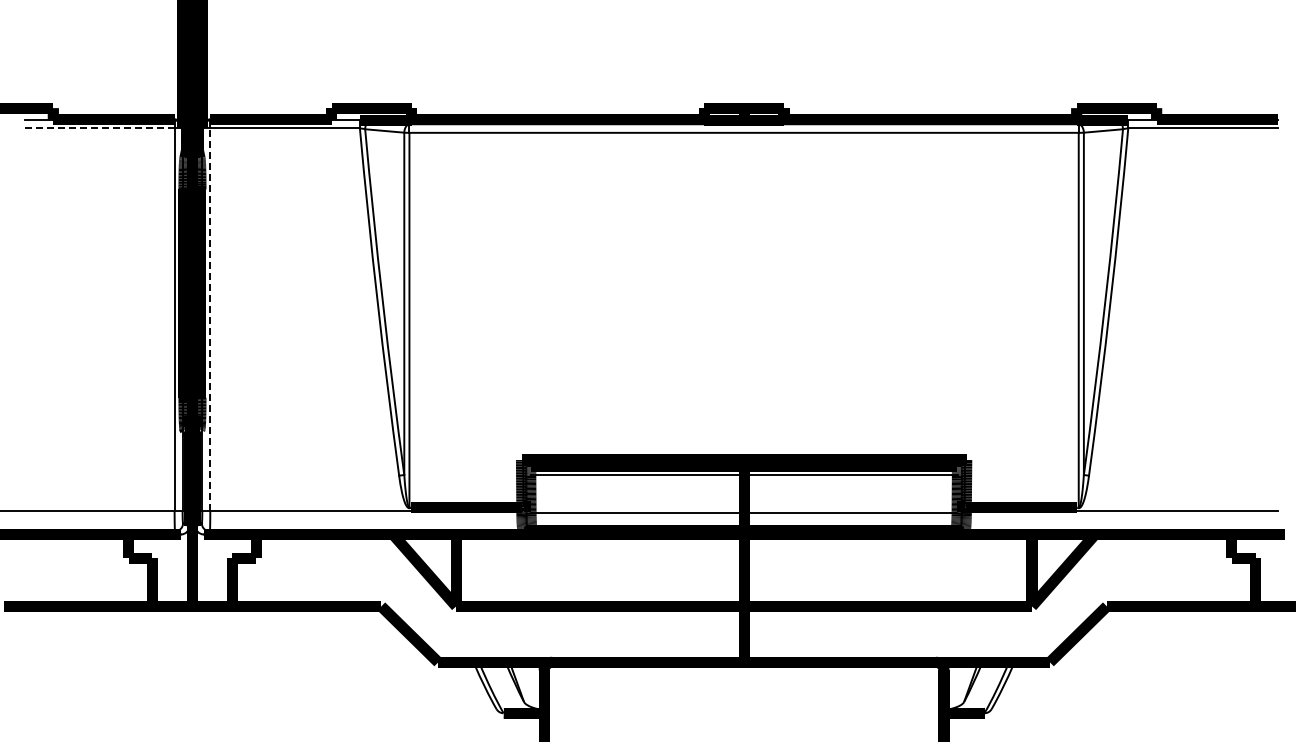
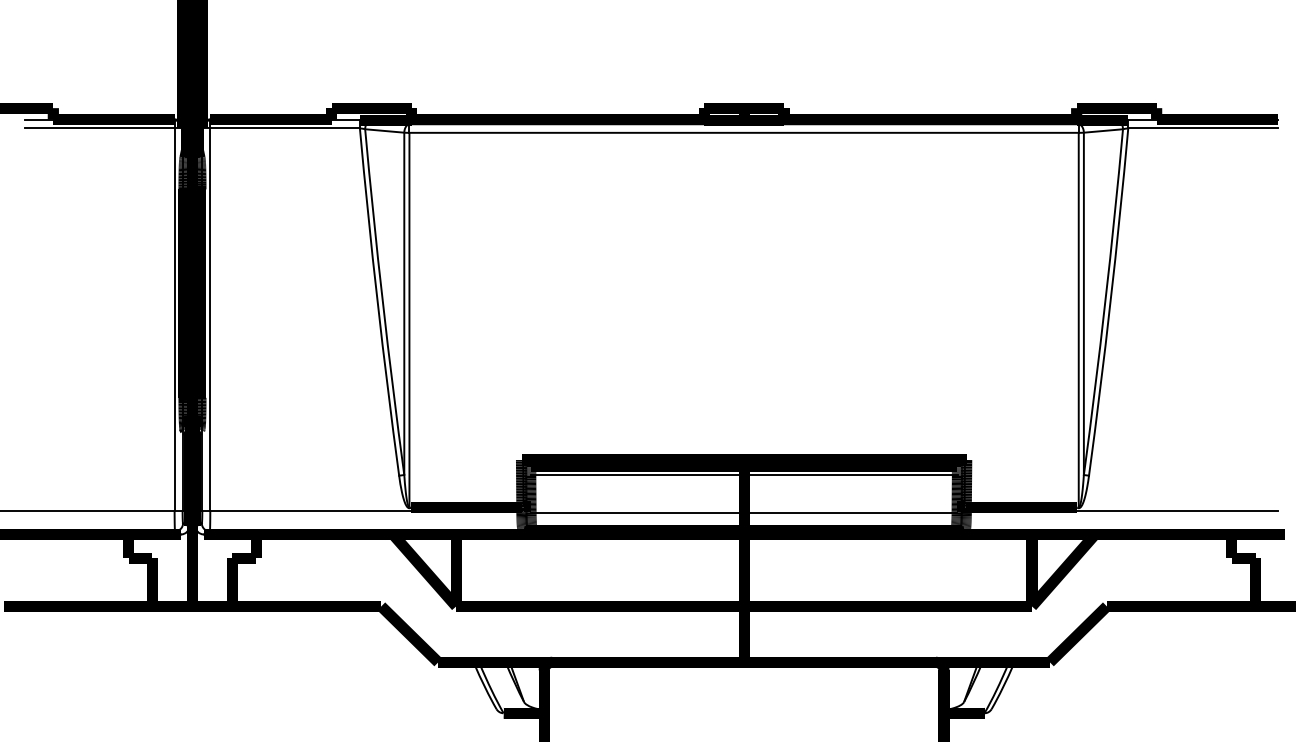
line: dashed -> solid (99, 128)
line: dashed -> solid (210, 318)
